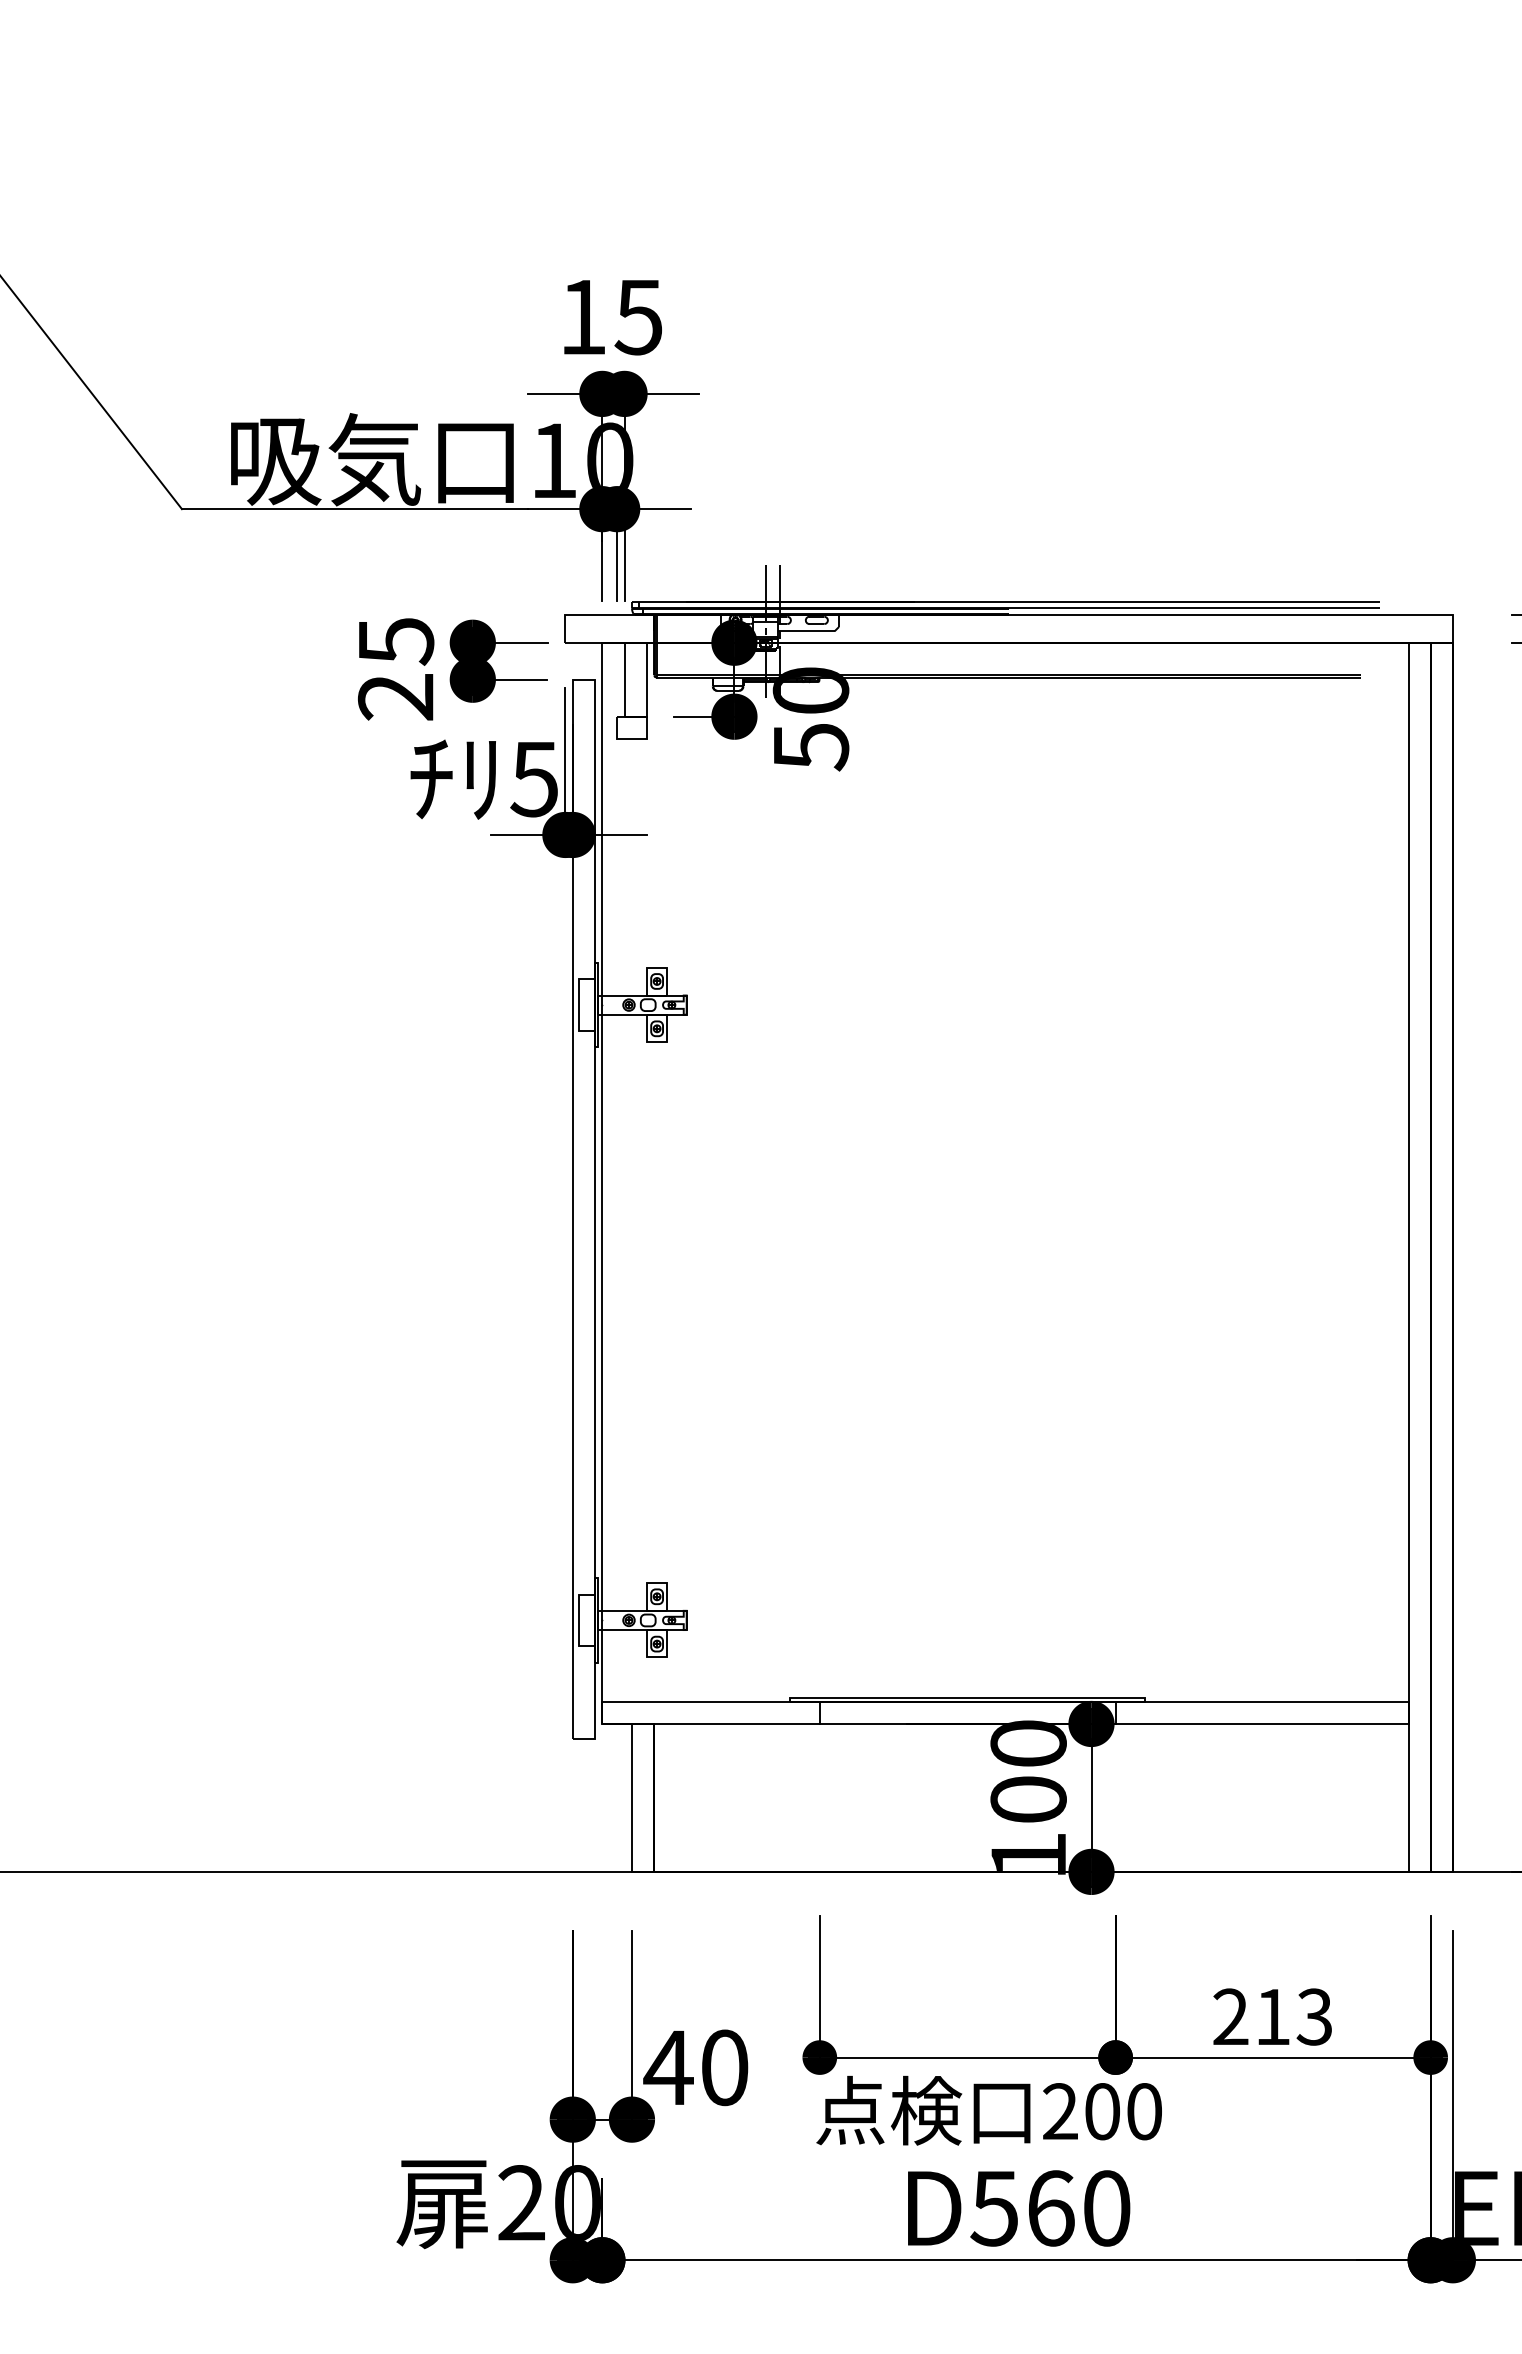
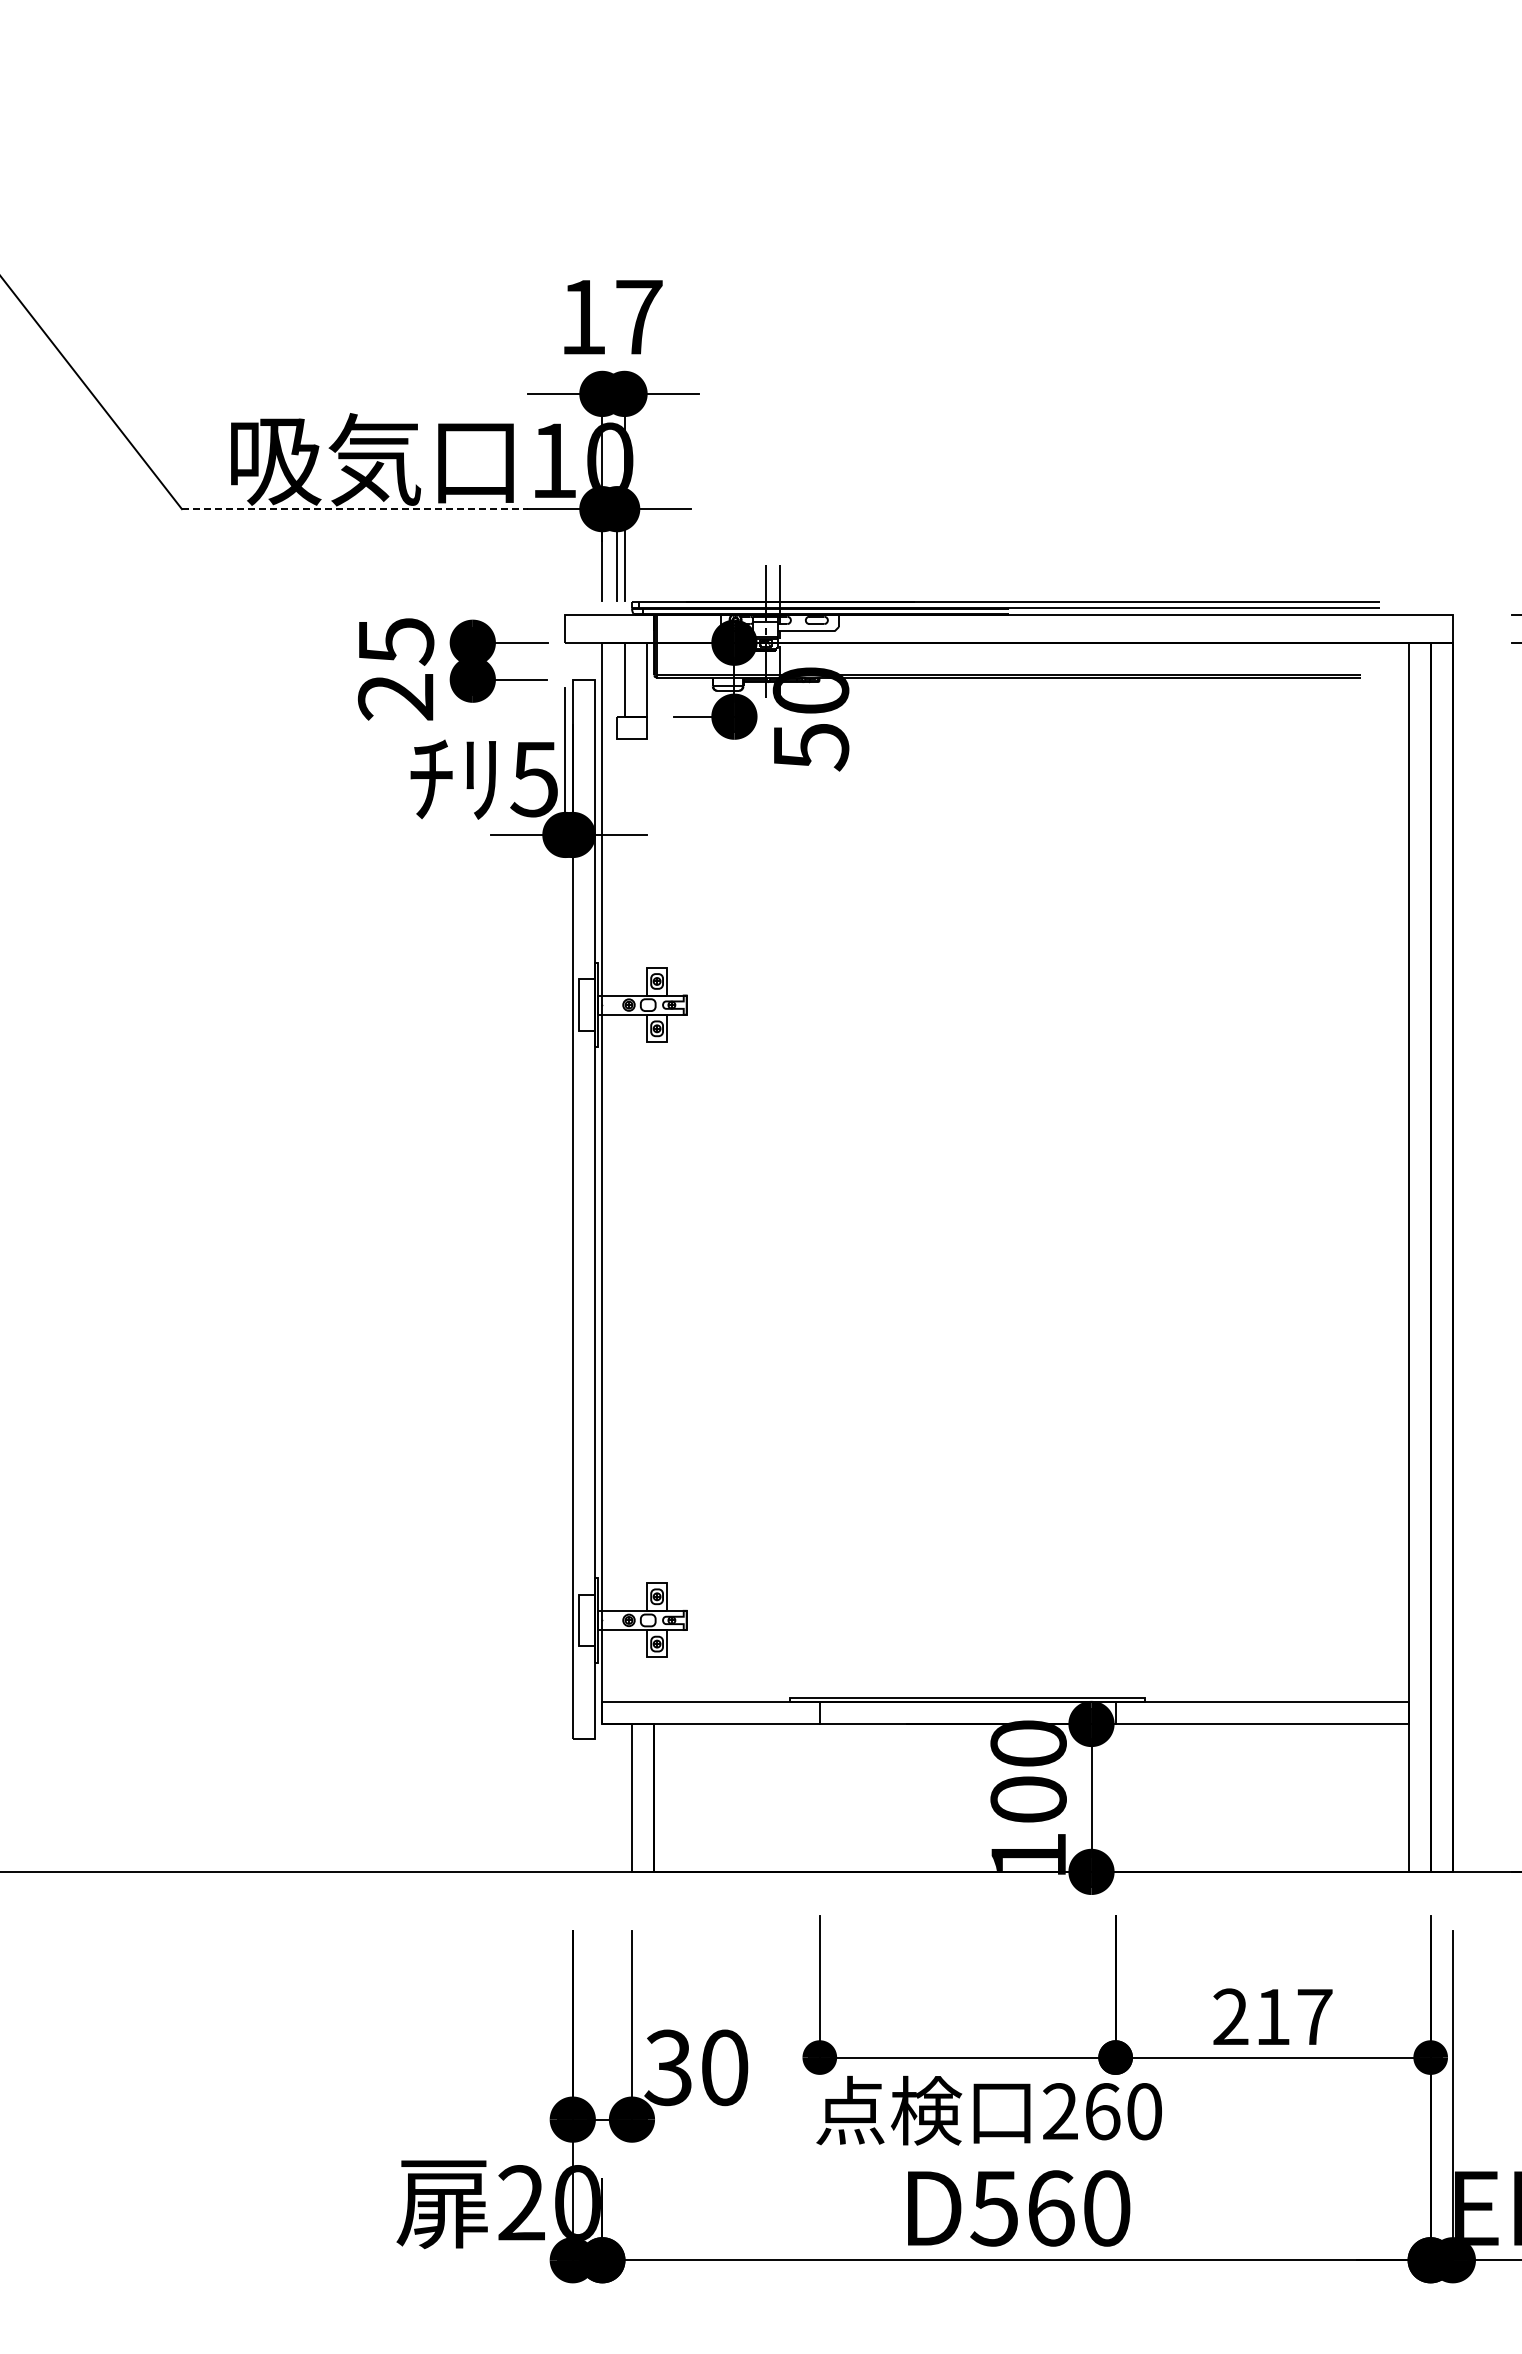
text: 15 -> 17 (638, 317)
line: solid -> dashed (355, 509)
text: 213 -> 217 (1314, 2016)
text: 40 -> 30 (668, 2067)
text: 200 -> 260 (1102, 2111)
